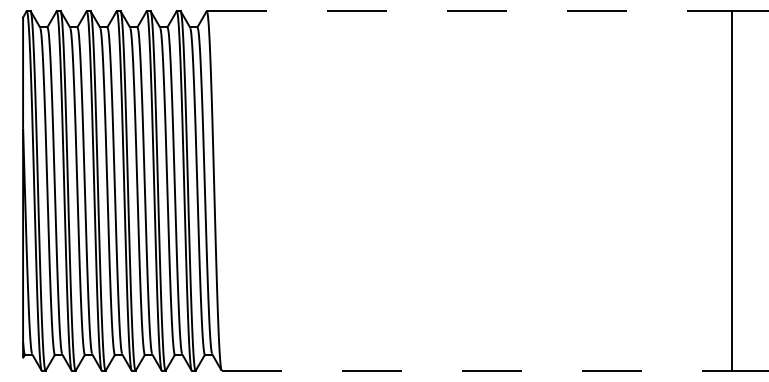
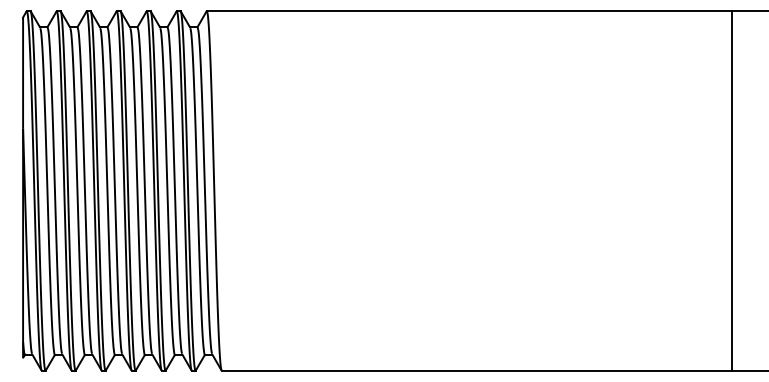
line: dashed -> solid (469, 11)
line: dashed -> solid (476, 370)
